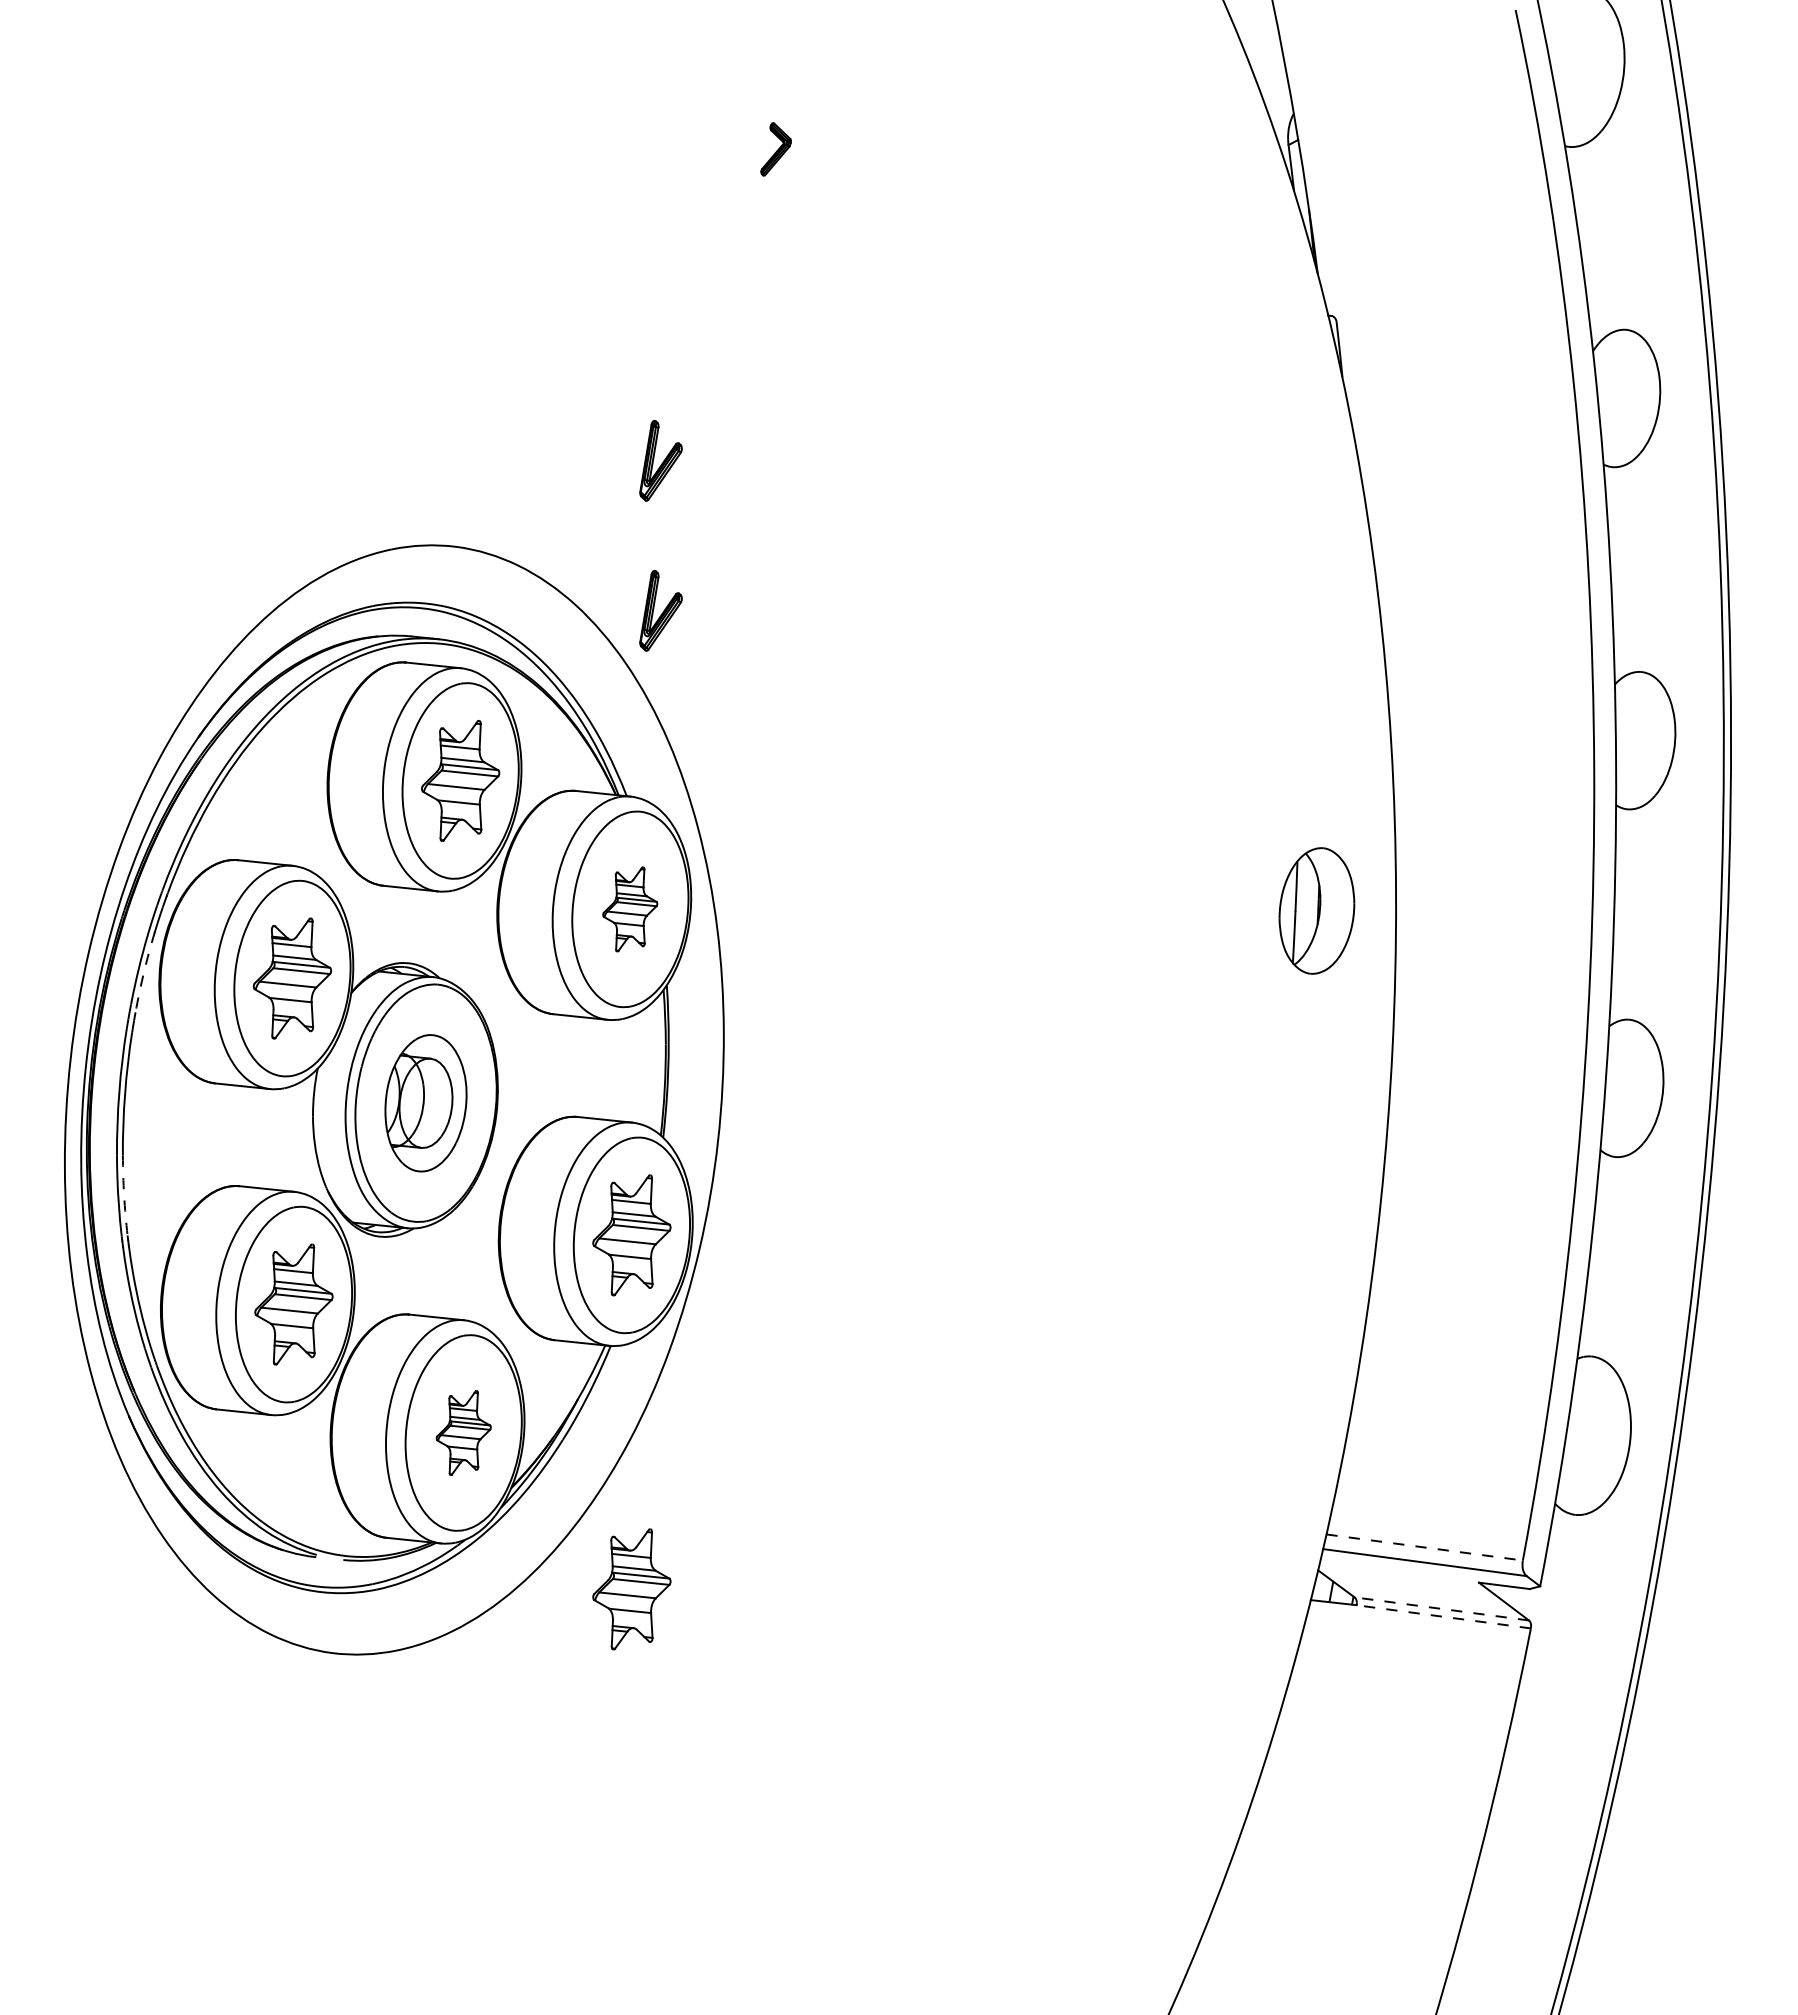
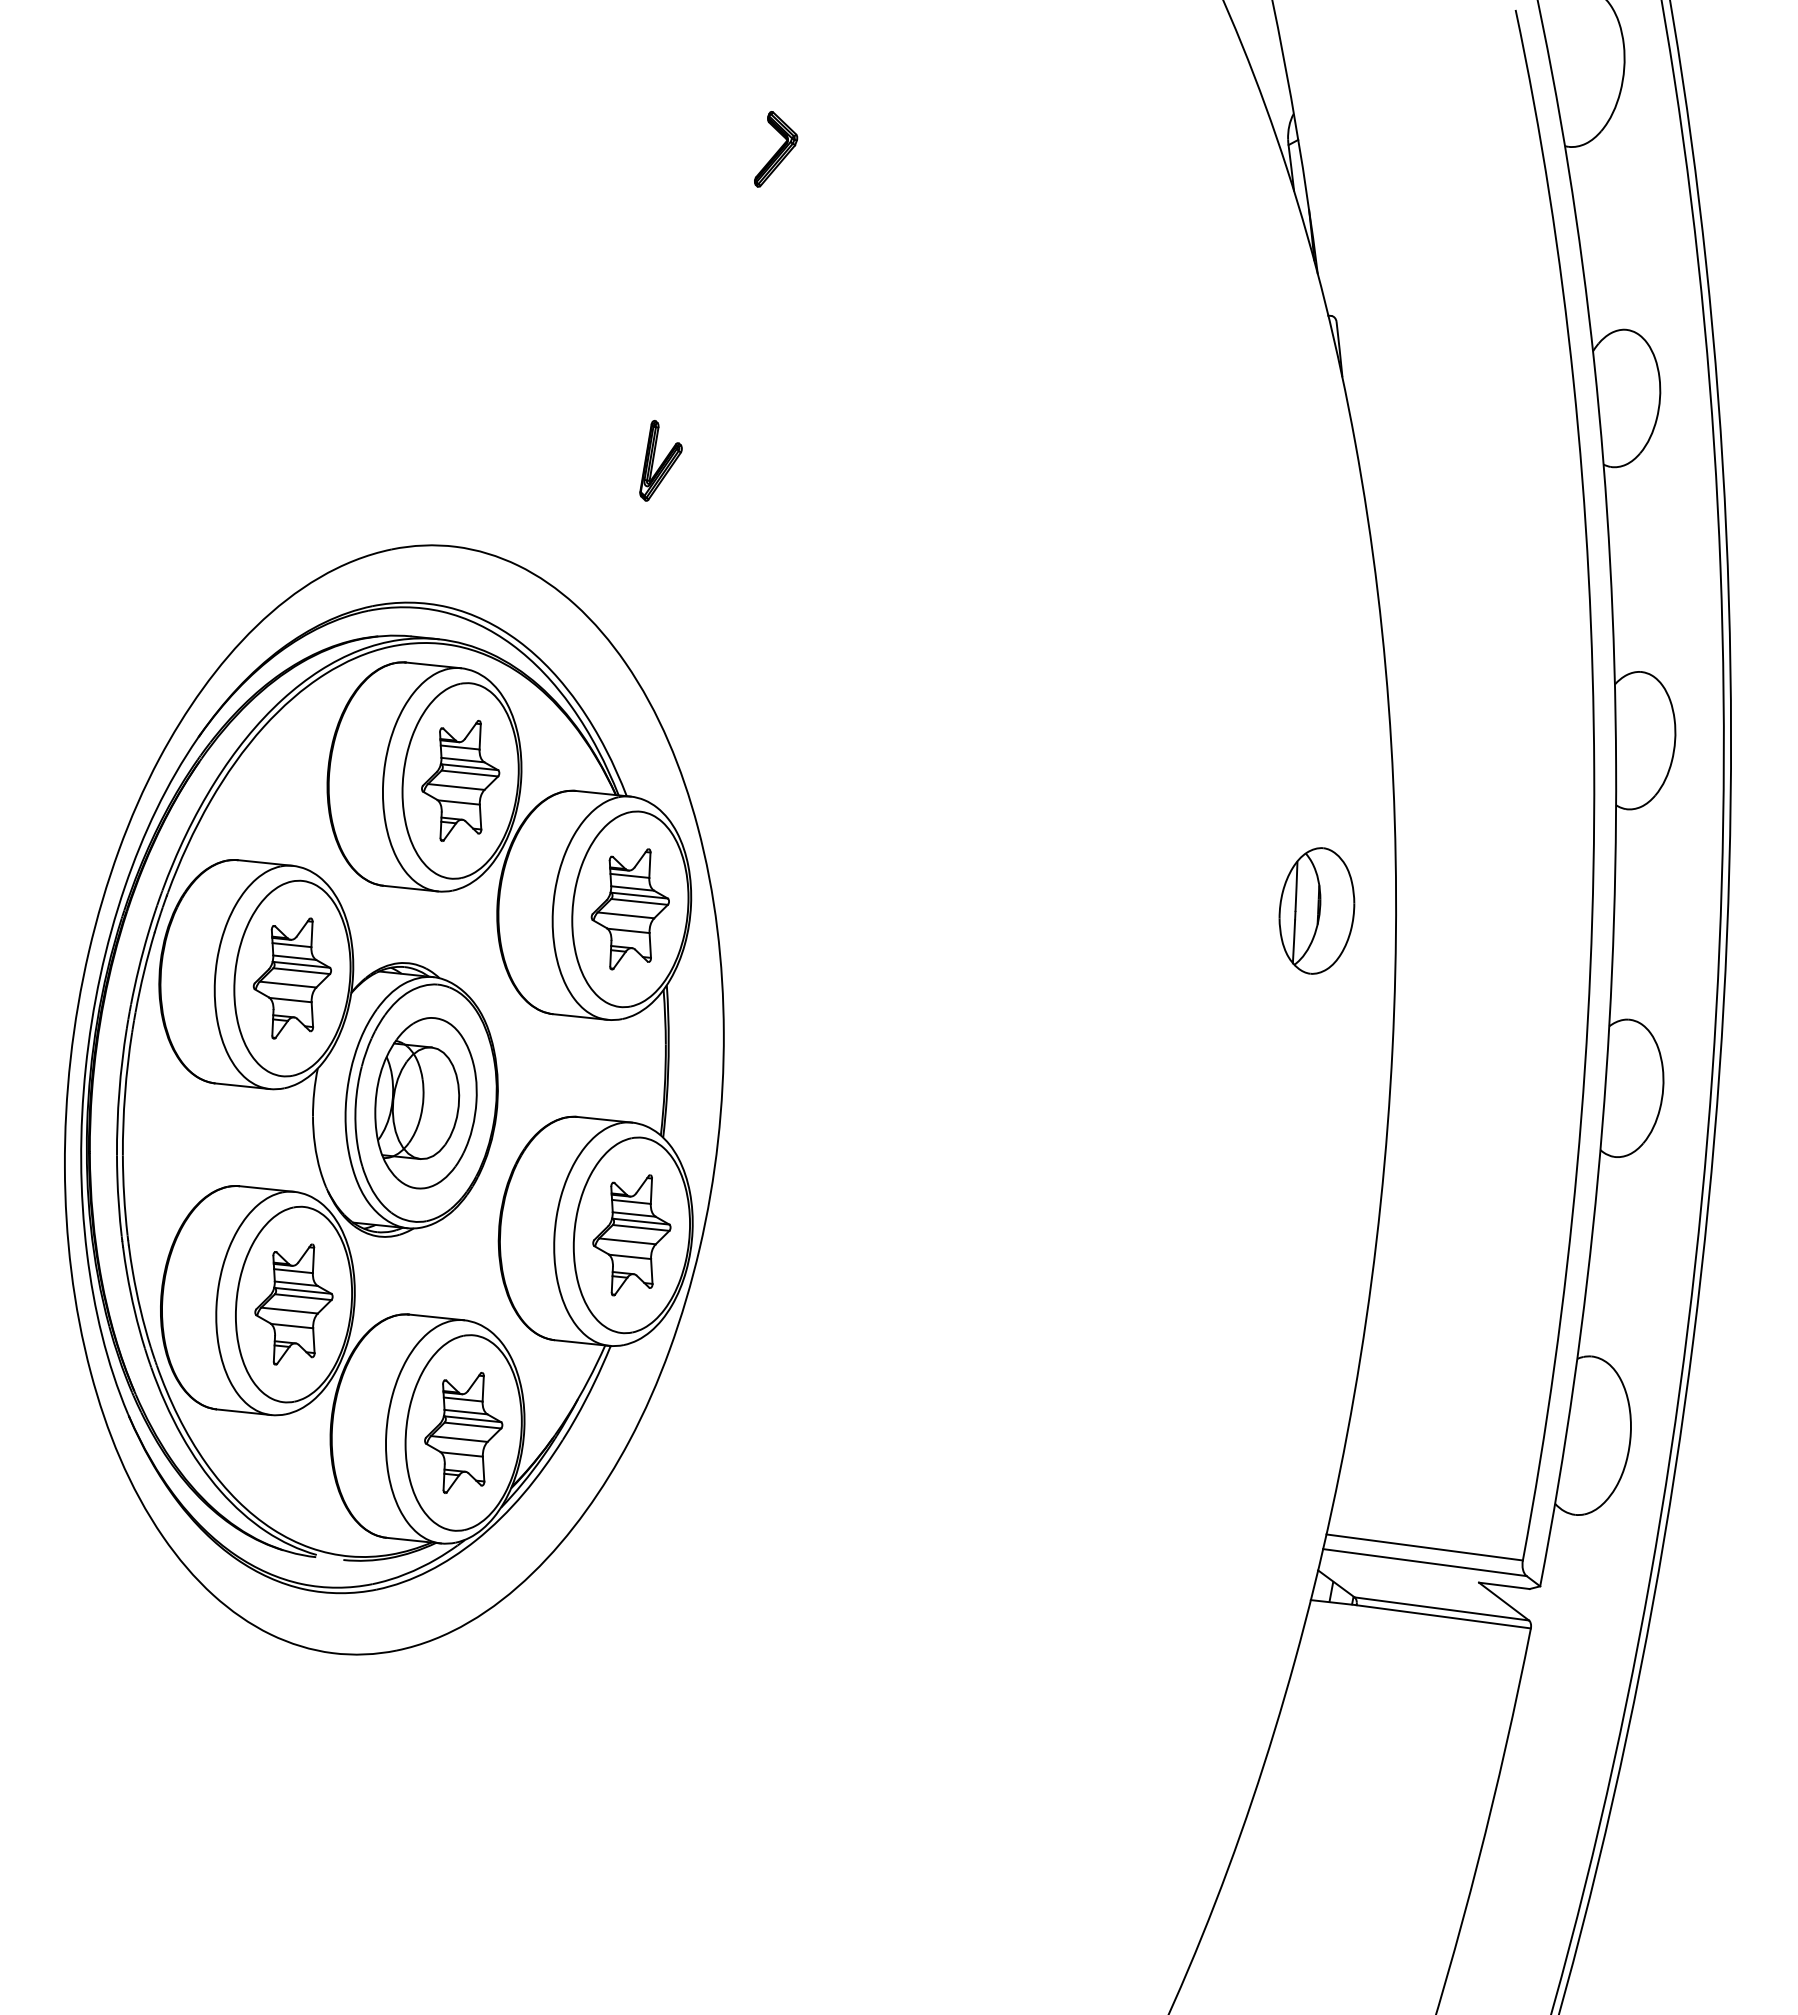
part size: 32x55 px -> 45x77 px (776, 149)
part: present -> none (660, 610)
part size: 57x87 px -> 80x123 px (629, 909)
arc: dashed -> solid (144, 972)
part size: 84x139 px -> 104x173 px (425, 1103)
arc: dashed -> solid (124, 1195)
part size: 57x86 px -> 80x122 px (463, 1432)
line: dashed -> solid (1425, 1547)
part: present -> none (631, 1589)
line: dashed -> solid (1441, 1608)
line: dashed -> solid (1443, 1616)
